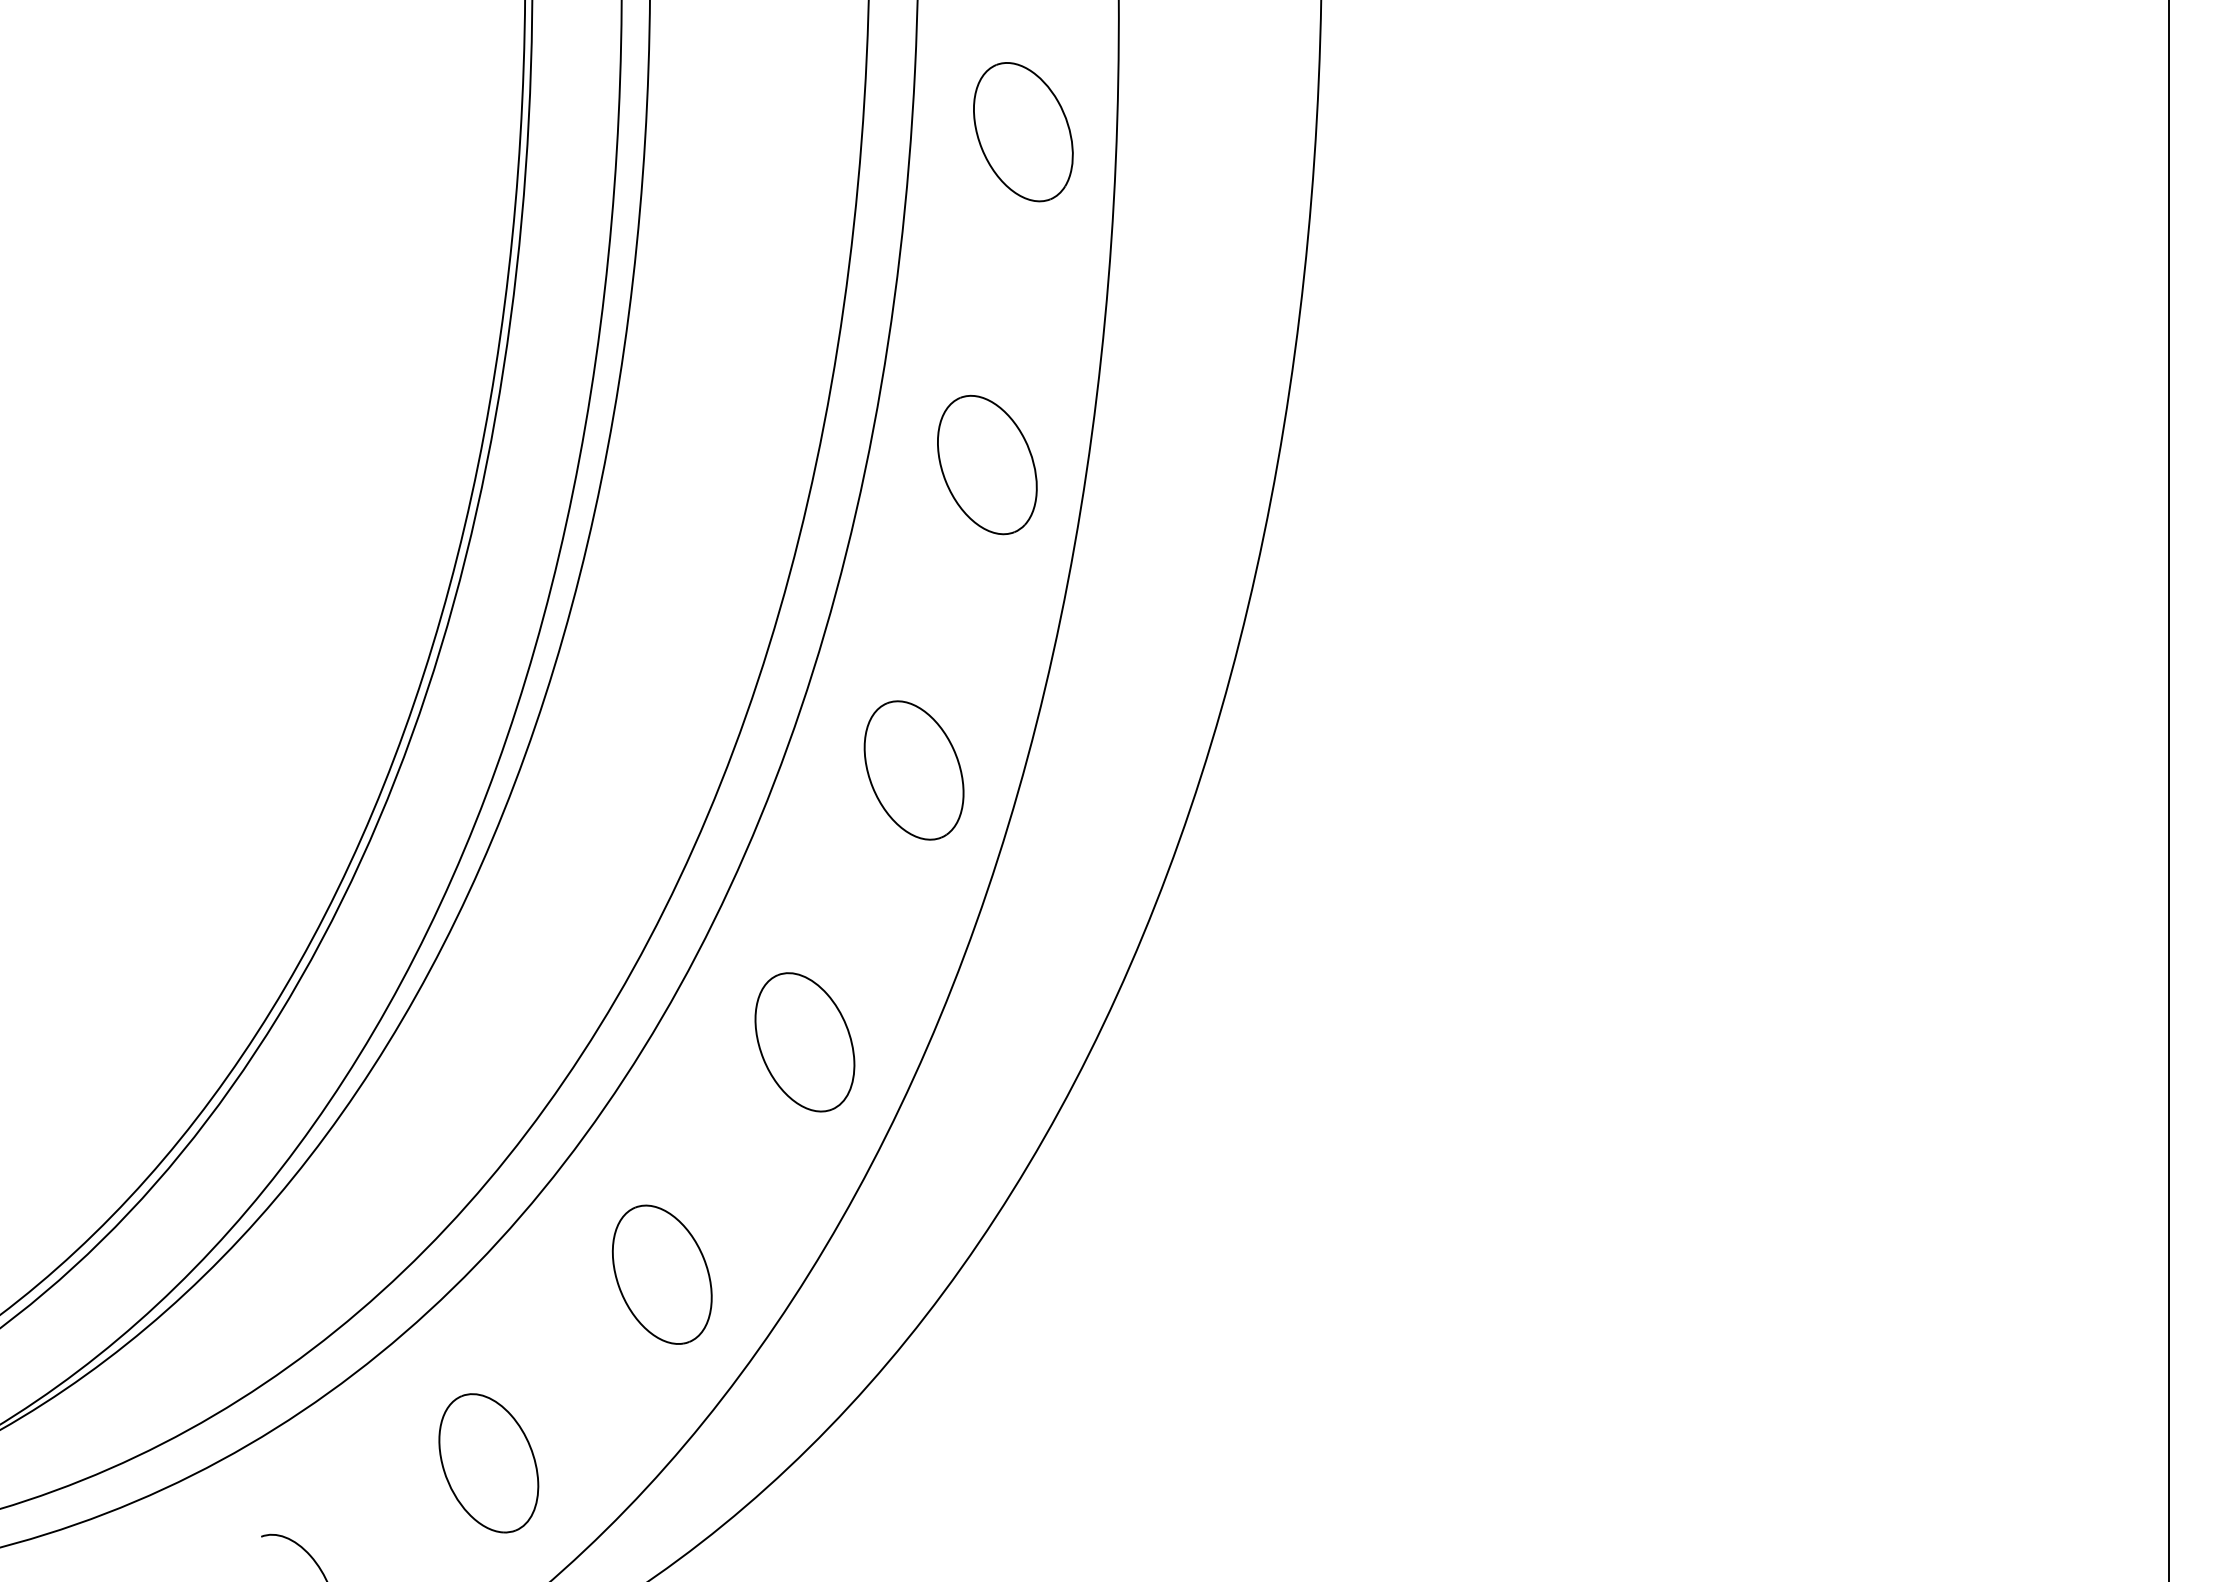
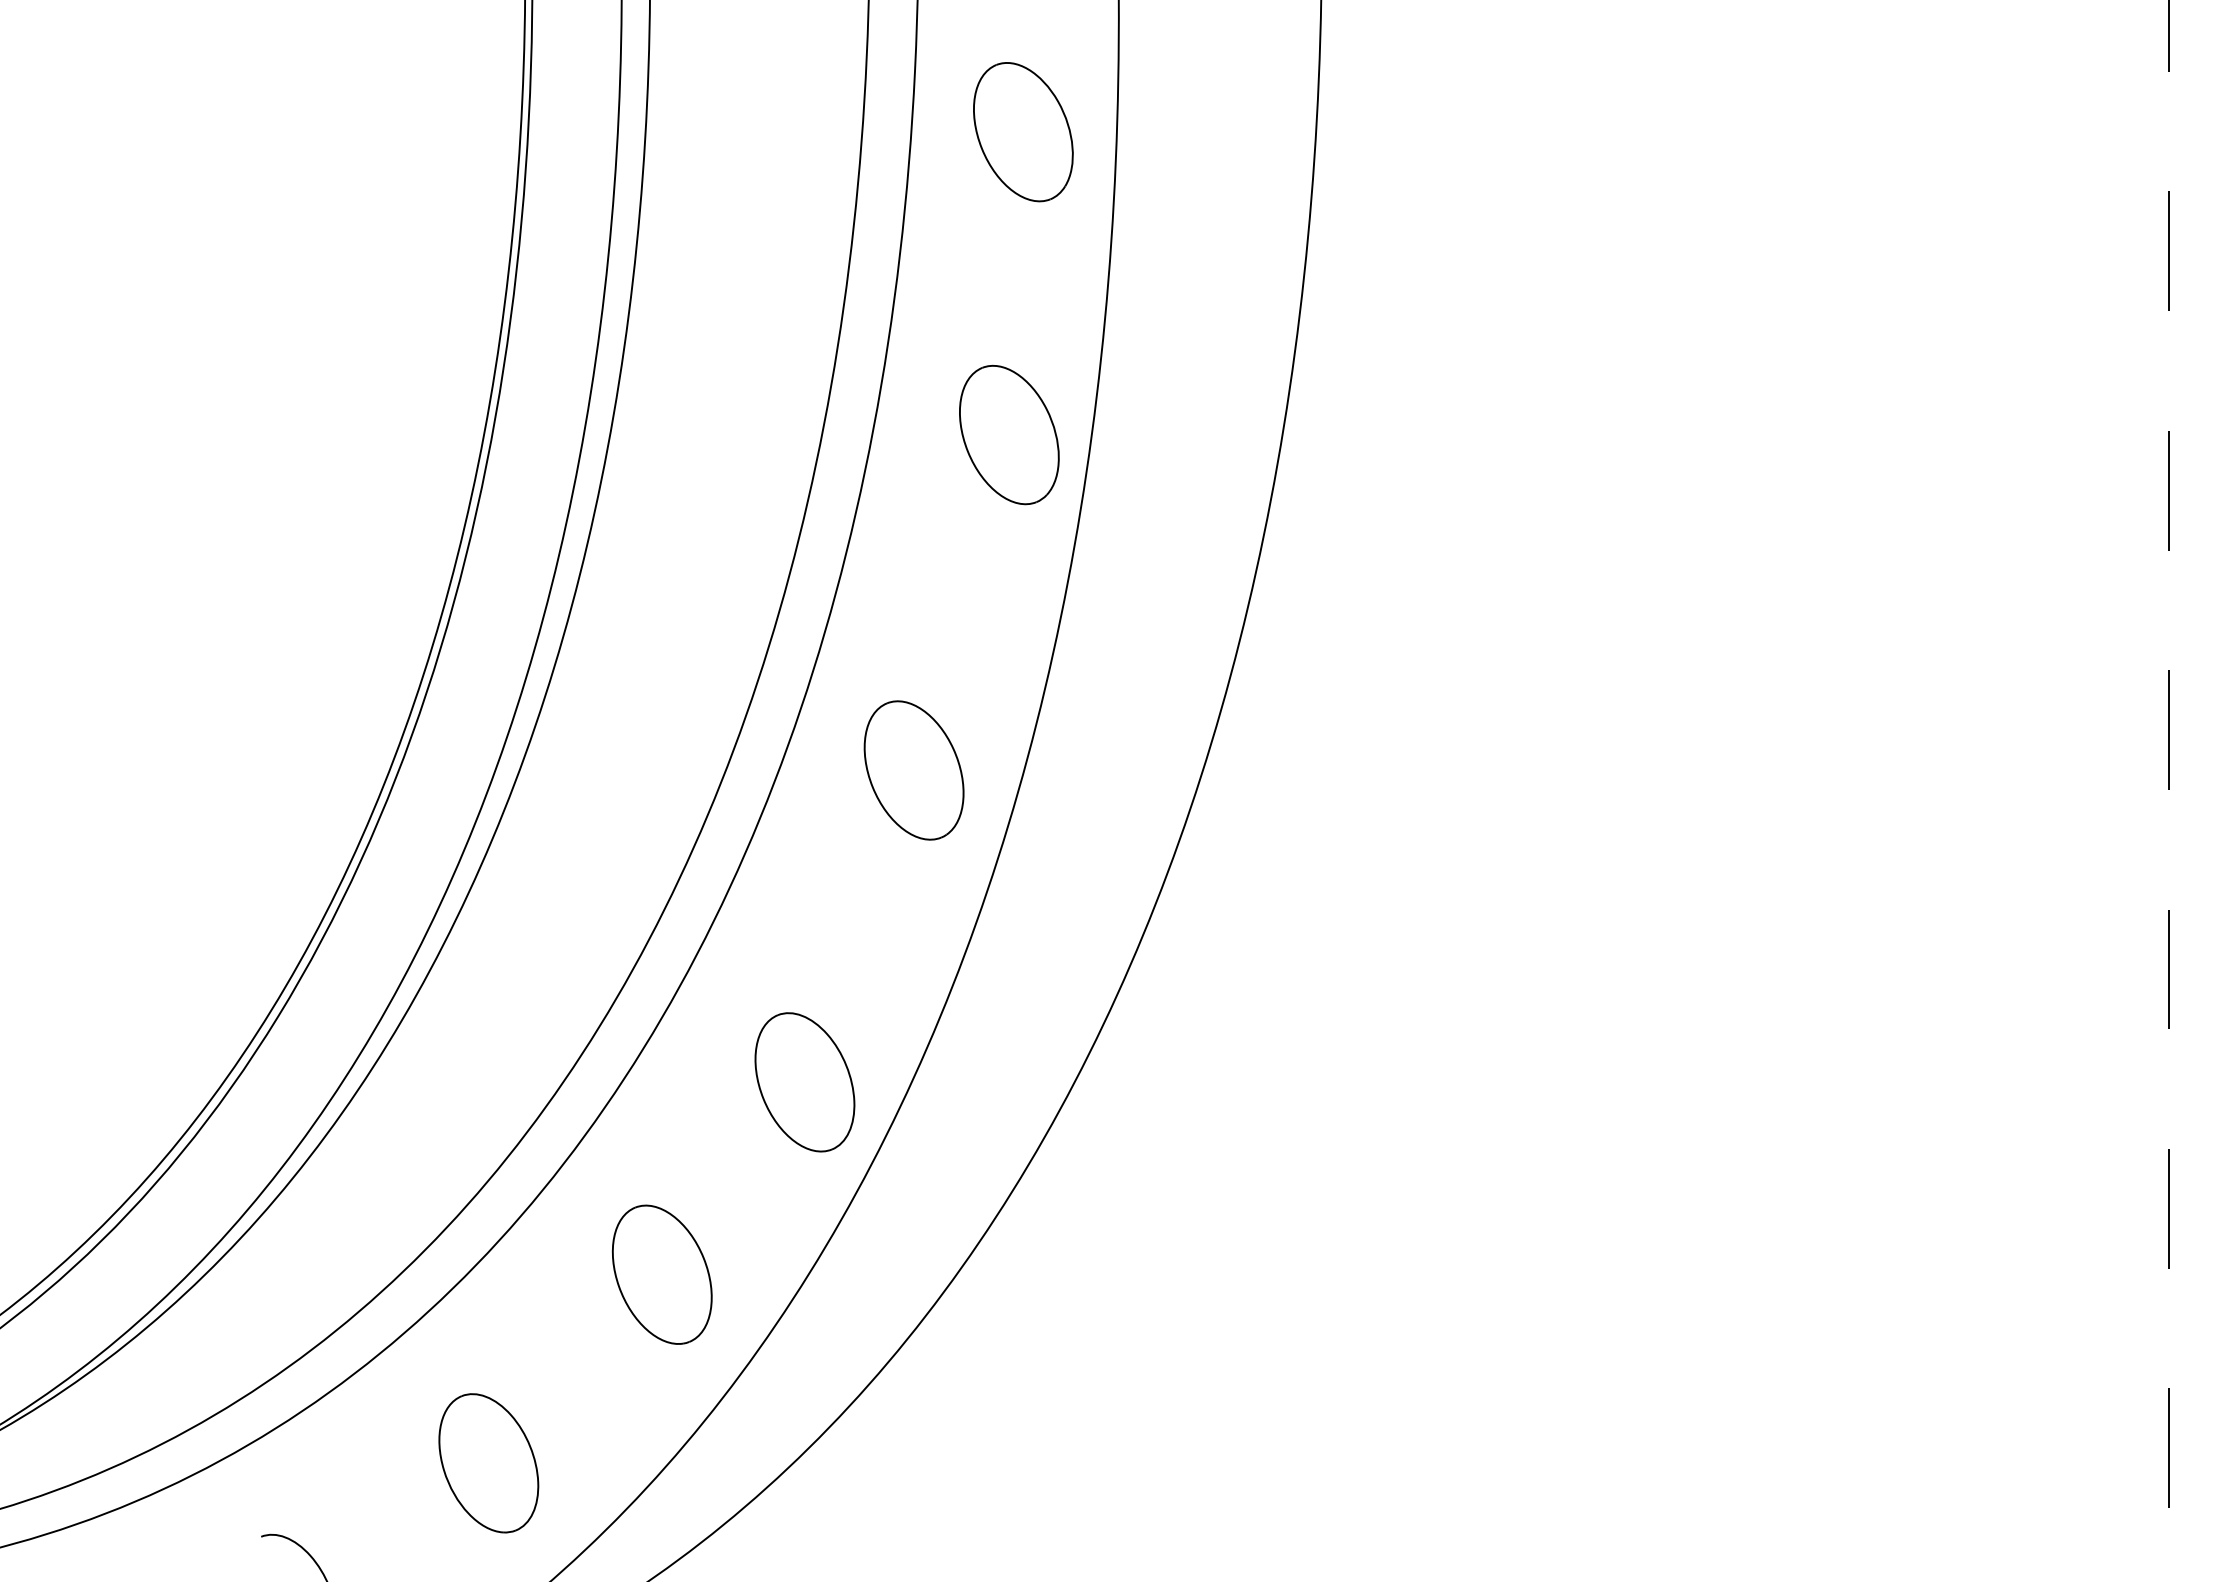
part position: (987, 464) -> (1009, 434) (1009, 434)
line: solid -> dashed (2168, 790)
part position: (804, 1042) -> (804, 1082) (804, 1082)
